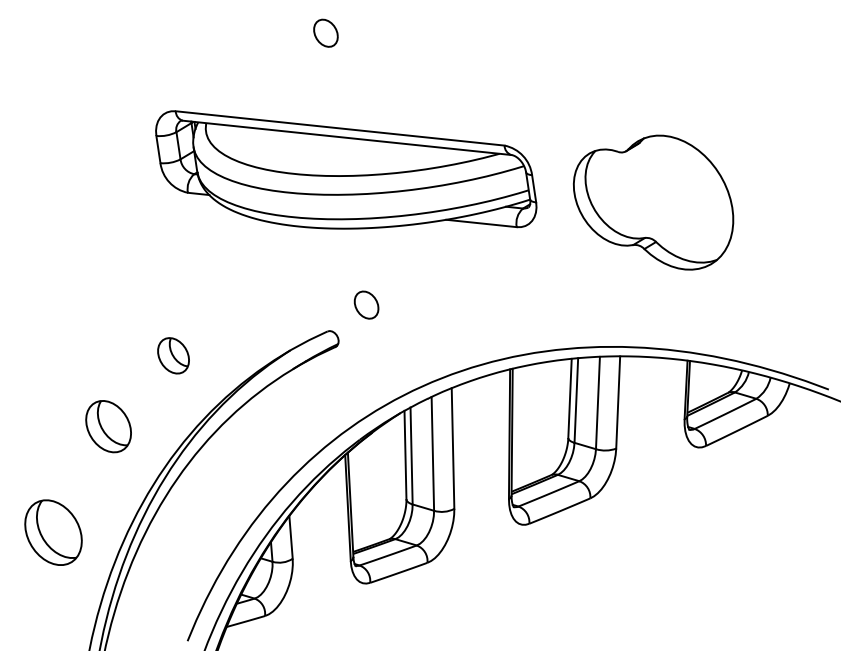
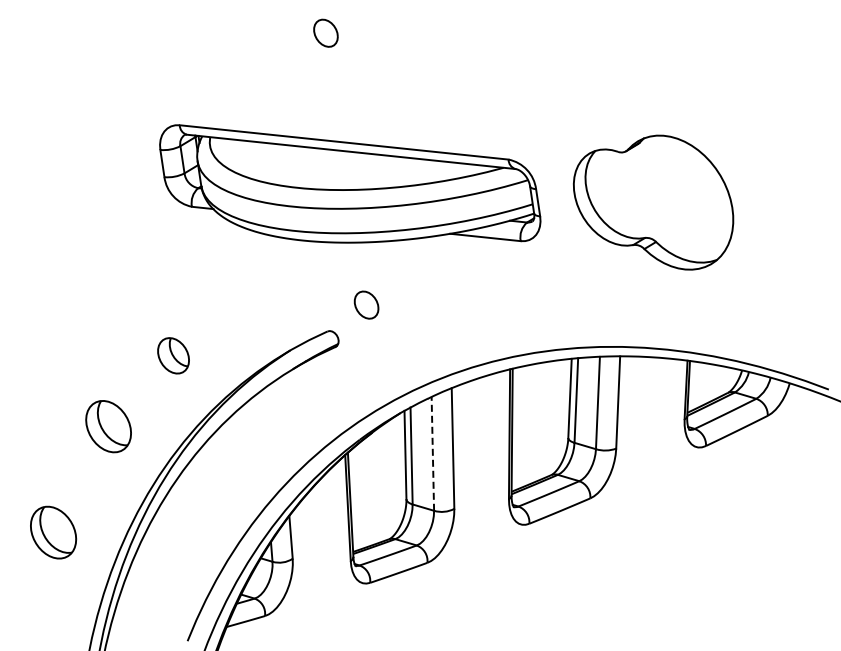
part position: (346, 169) -> (350, 183) (350, 183)
line: solid -> dashed (432, 453)
part size: 59x67 px -> 48x55 px (53, 532)
